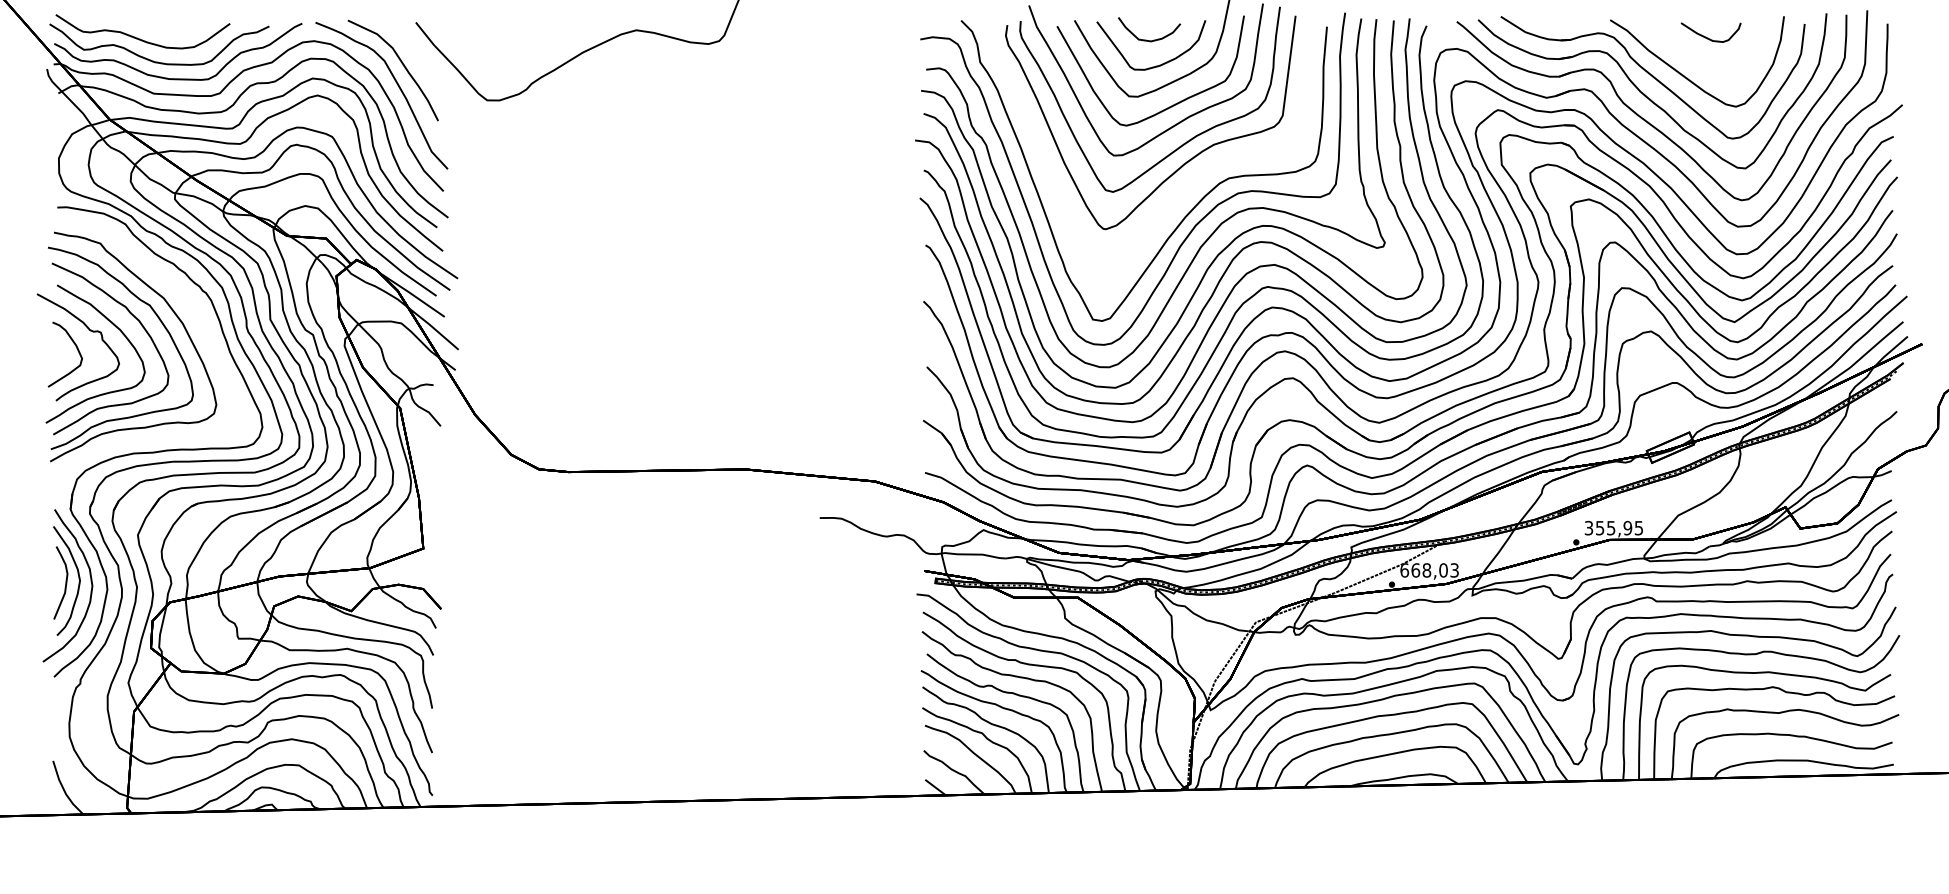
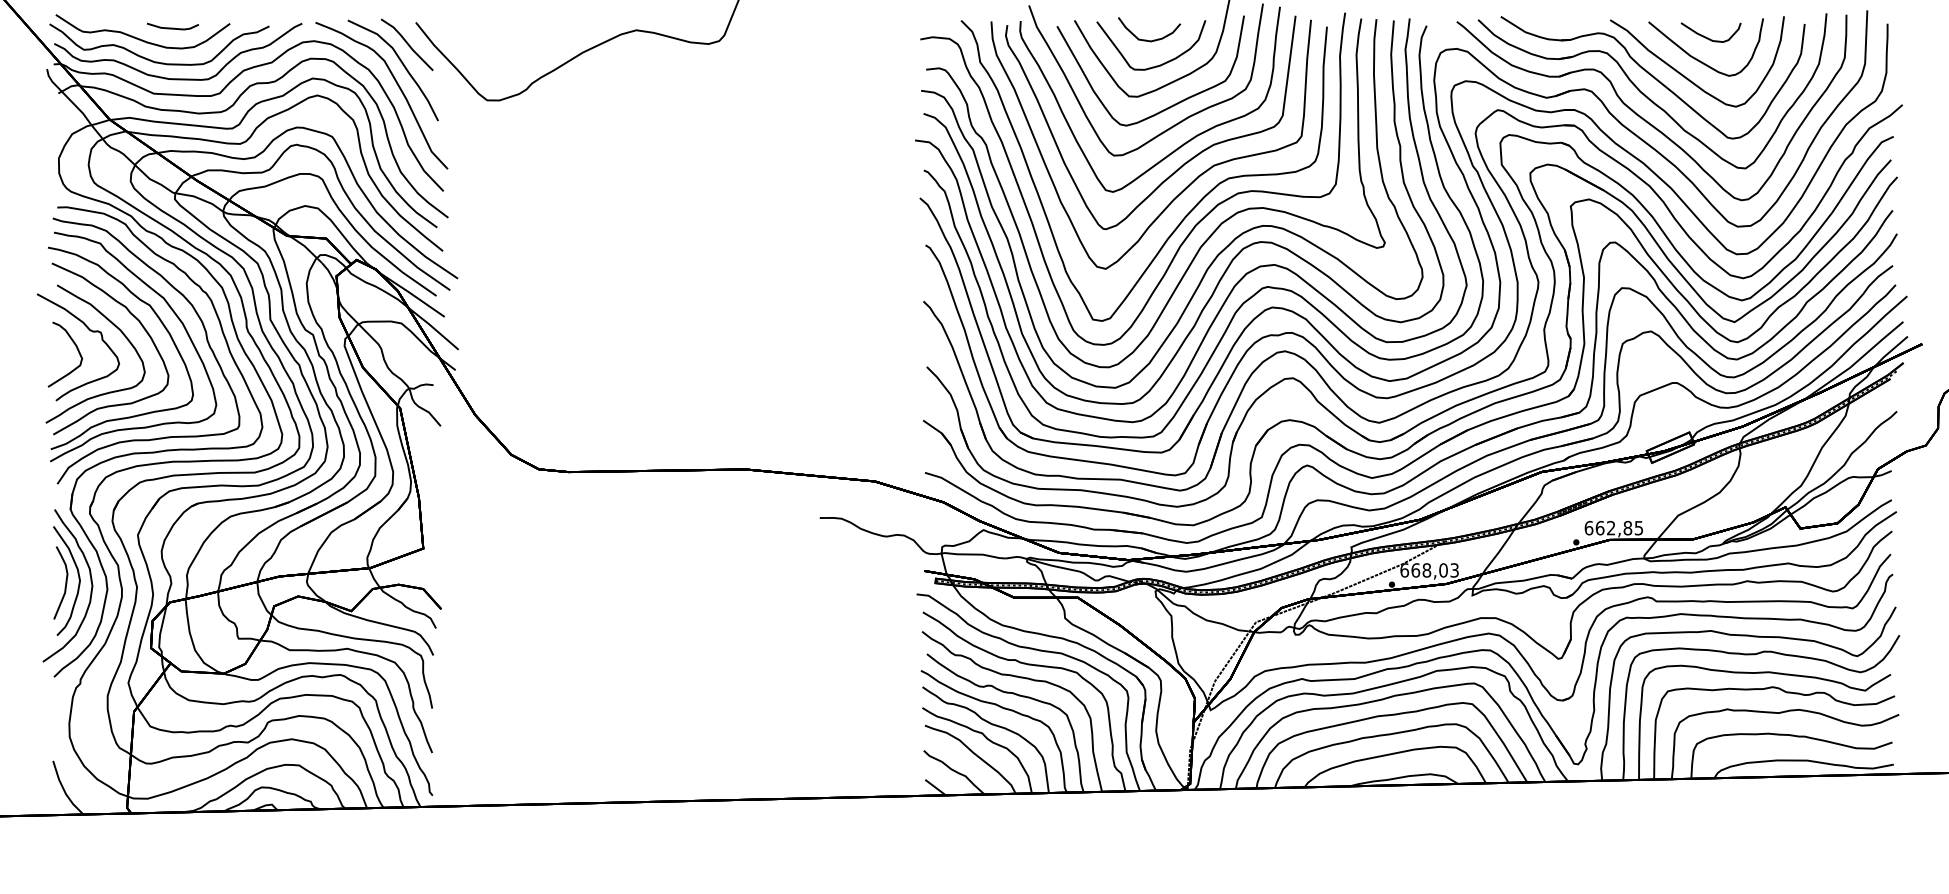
line: none -> present (173, 27)
line: none -> present (406, 43)
curve: none -> present (1698, 59)
curve: none -> present (1189, 183)
curve: none -> present (205, 336)
text: 355,95 -> 662,85 (1608, 527)
